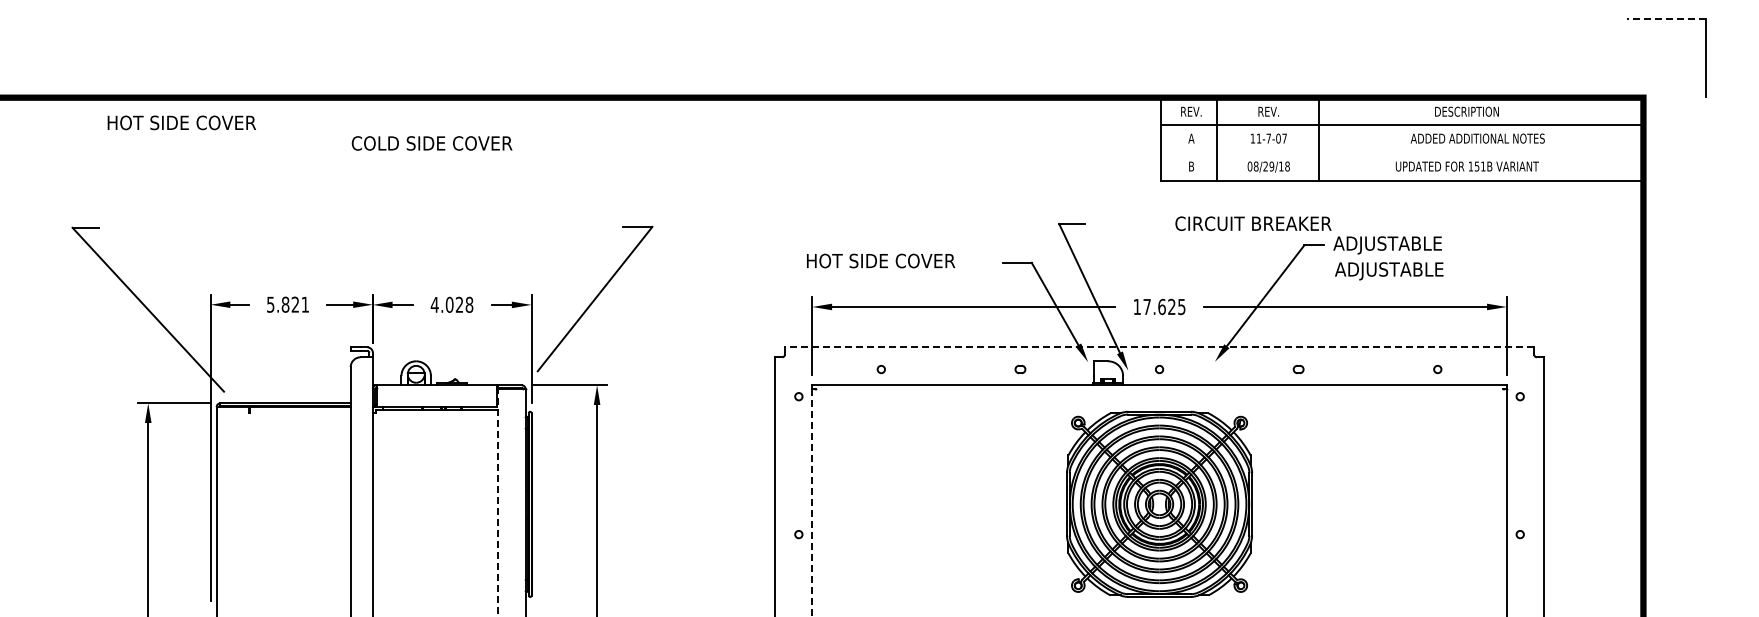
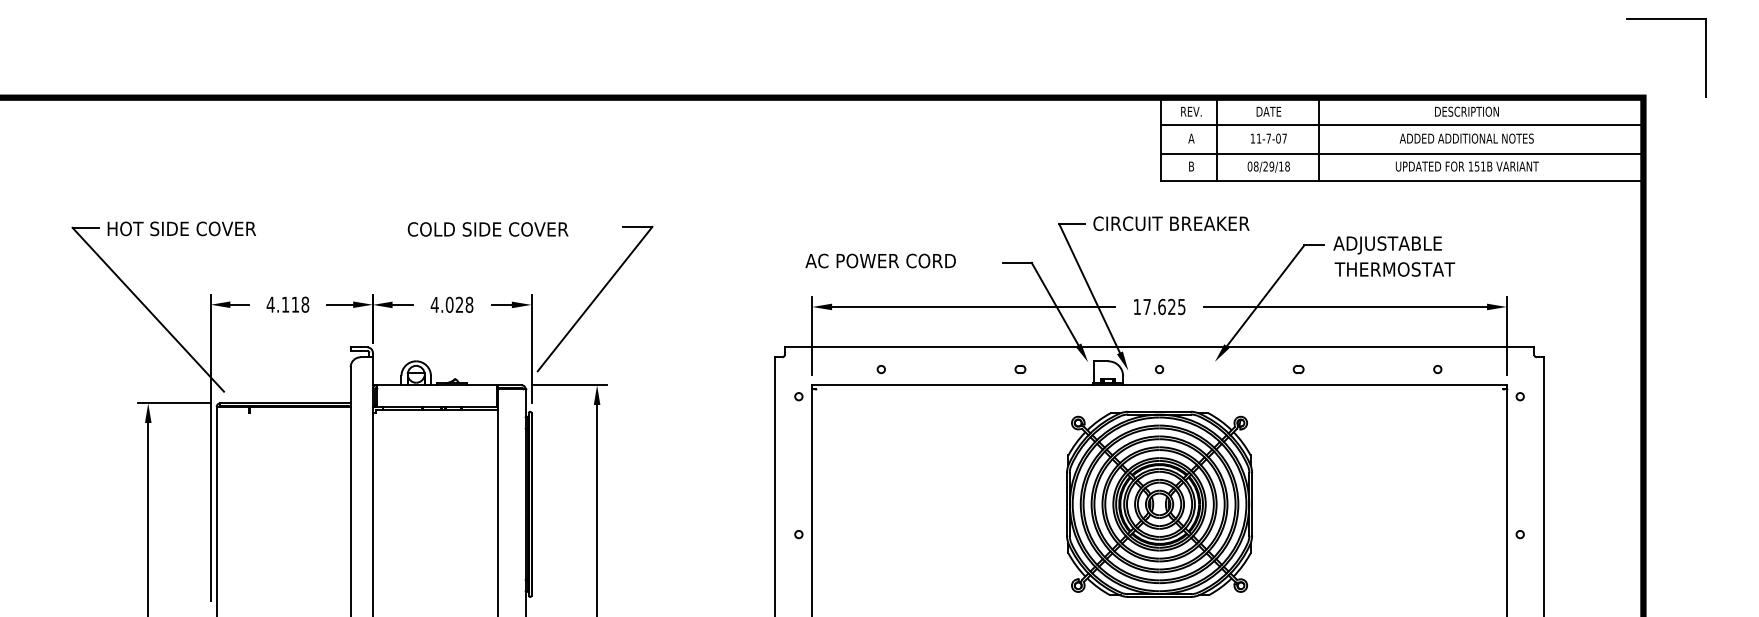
line: dashed -> solid (1666, 18)
text: REV. -> DATE (1268, 111)
text position: (181, 122) -> (181, 228) (181, 228)
text position: (1477, 138) -> (1466, 138) (1466, 138)
text position: (431, 143) -> (487, 229) (487, 229)
line: none -> present (1402, 153)
text position: (1253, 223) -> (1171, 223) (1171, 223)
text: HOT SIDE COVER -> AC POWER CORD (880, 260)
text: ADJUSTABLE -> THERMOSTAT (1394, 271)
text: 5.821 -> 4.118 (287, 304)
line: dashed -> solid (1159, 347)
line: dashed -> solid (497, 502)
line: dashed -> solid (812, 502)
